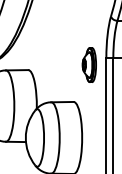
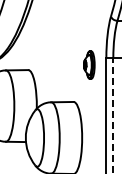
part size: 16x36 px -> 13x30 px (89, 64)
line: solid -> dashed (113, 115)
